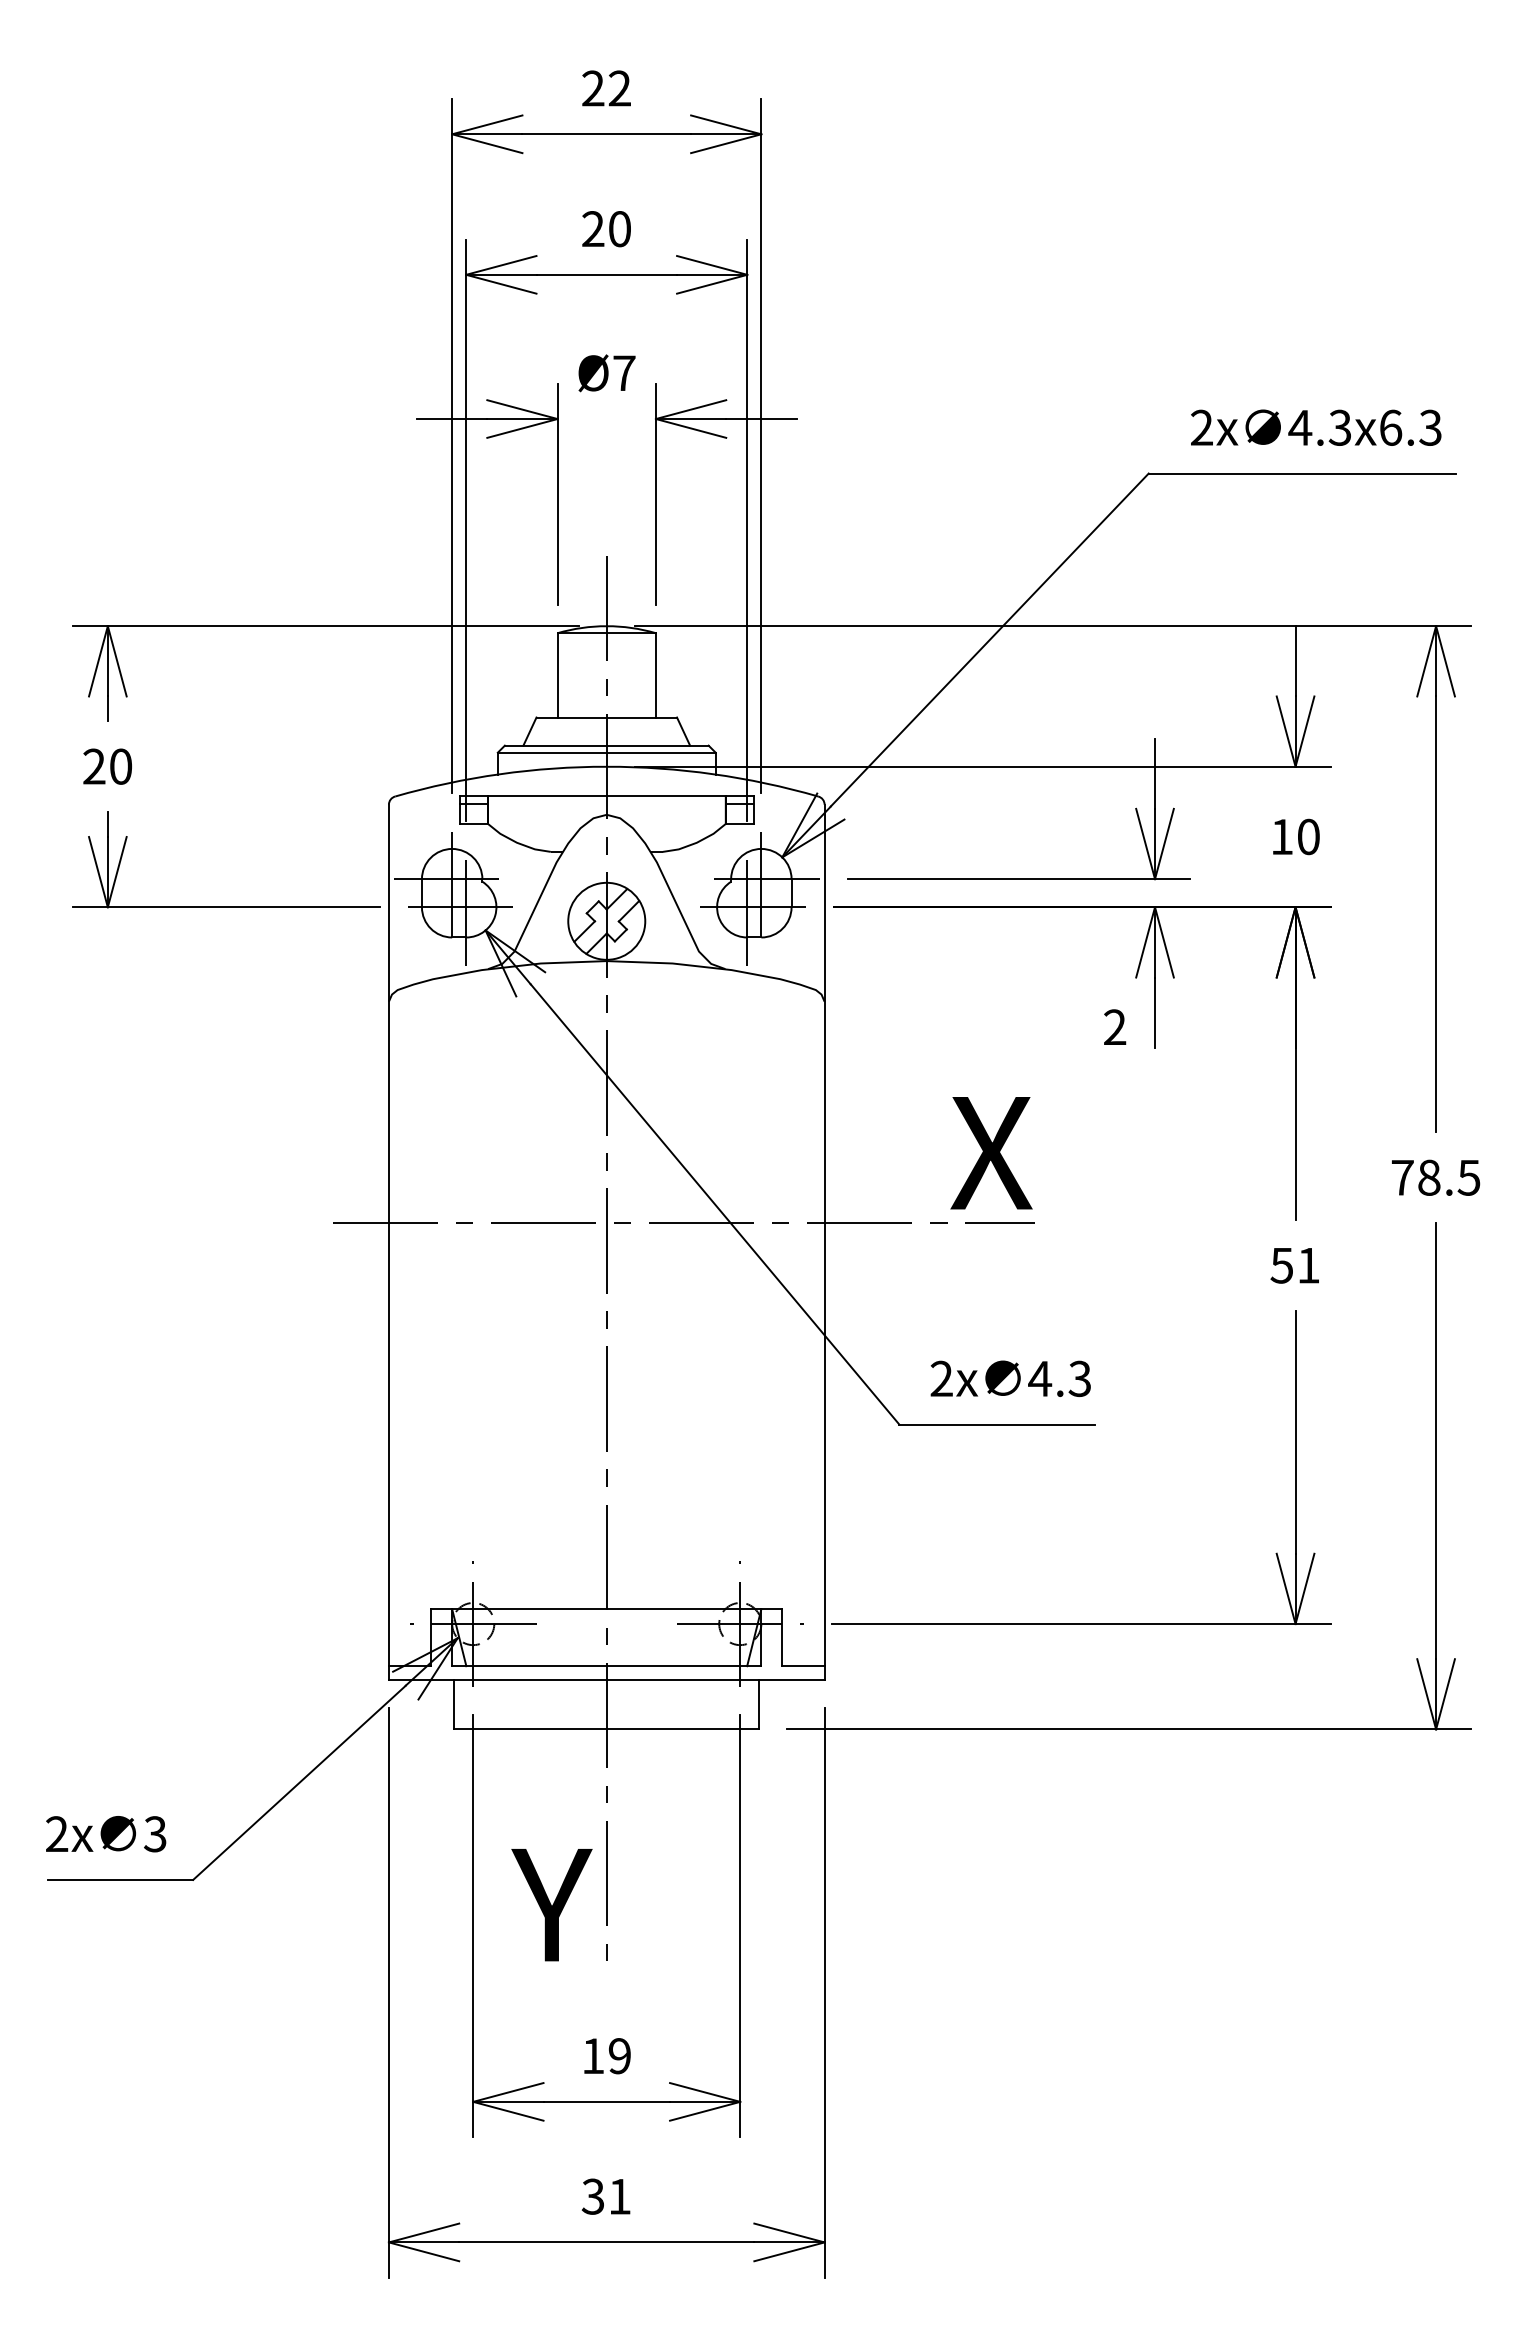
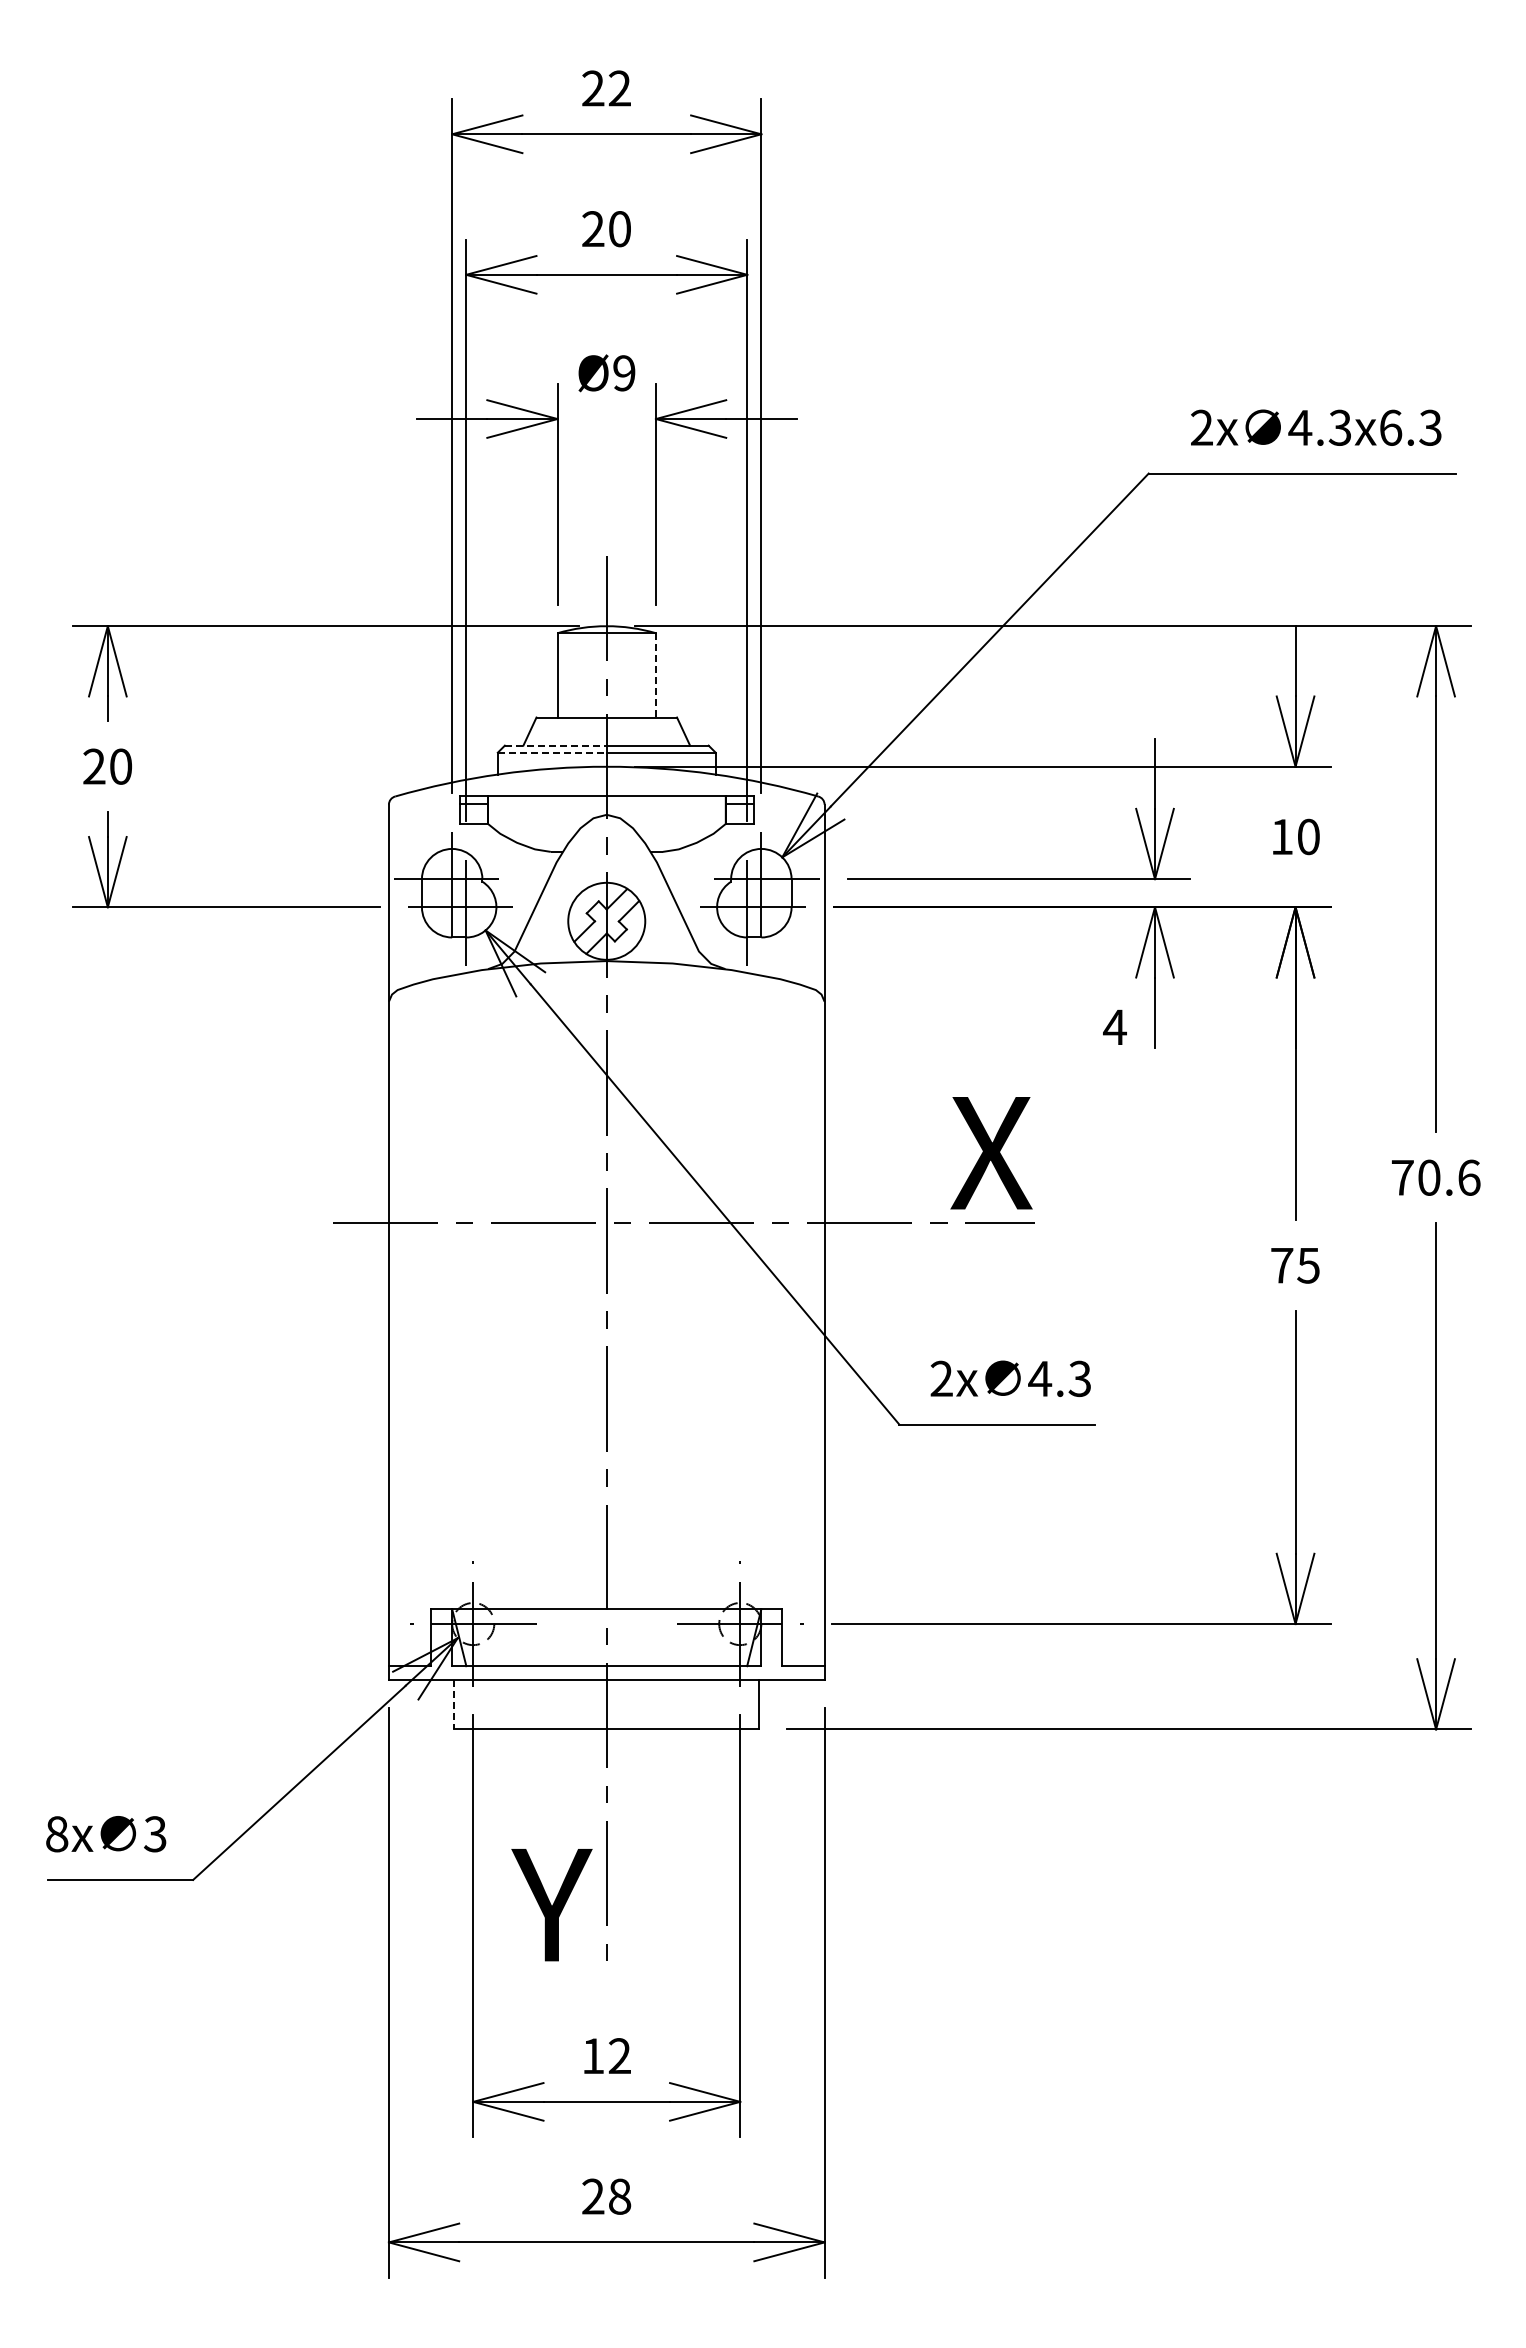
text: Ø7 -> Ø9 (624, 373)
line: solid -> dashed (655, 675)
line: solid -> dashed (555, 745)
line: solid -> dashed (552, 752)
text: 2 -> 4 (1114, 1026)
text: 78.5 -> 70.6 (1449, 1177)
text: 51 -> 75 (1294, 1265)
line: solid -> dashed (454, 1704)
text: 2x -> 8x (57, 1834)
text: 19 -> 12 (619, 2056)
text: 31 -> 28 (606, 2196)
